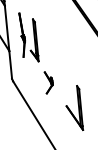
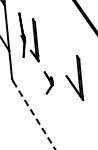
part position: (74, 107) -> (74, 77) (74, 77)
line: solid -> dashed (34, 116)
